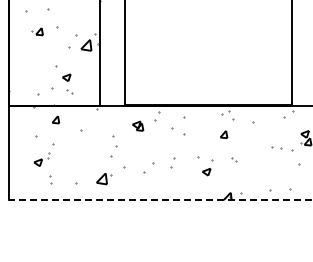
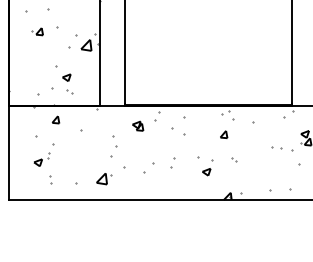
line: dashed -> solid (160, 200)
